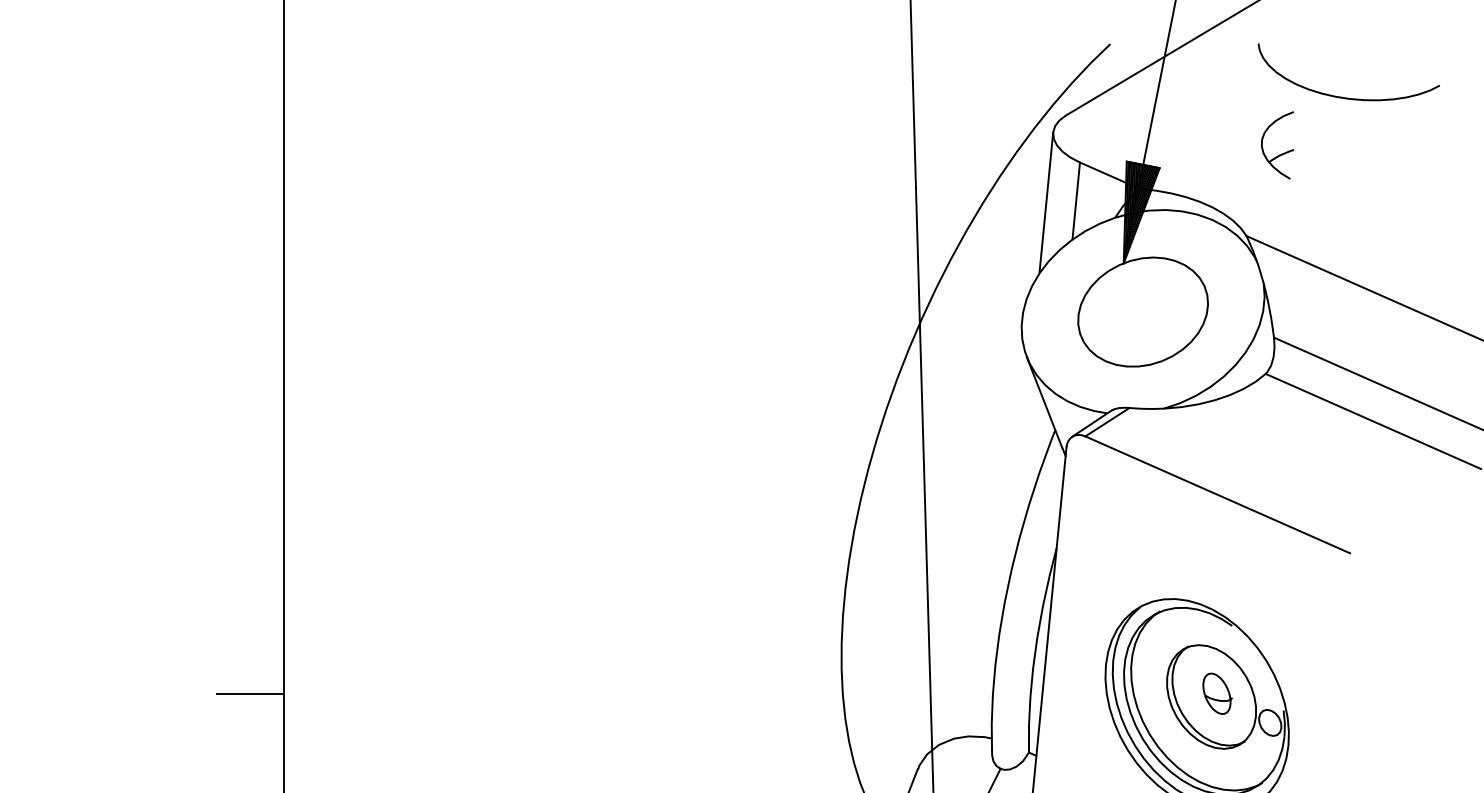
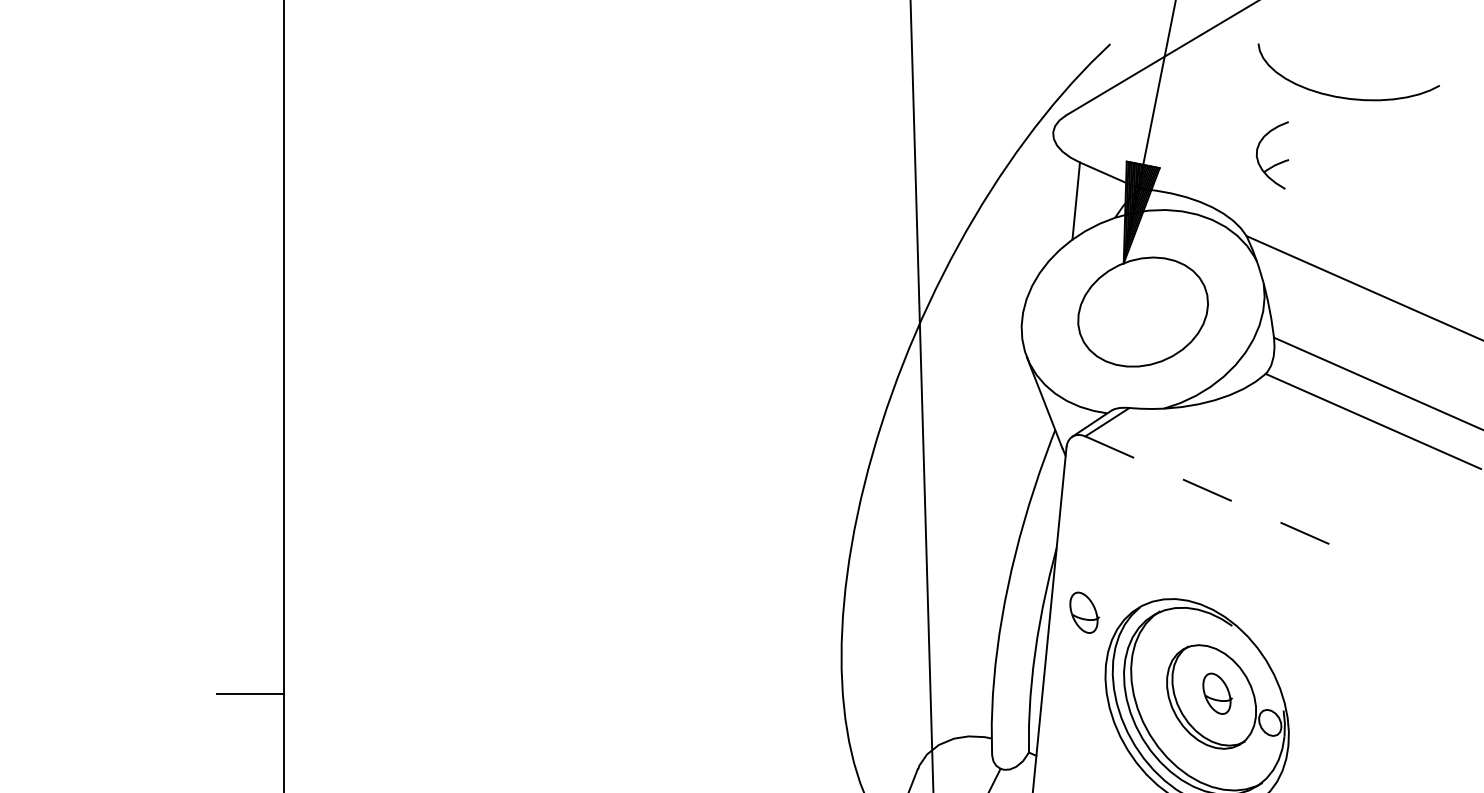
part position: (1281, 153) -> (1276, 163) (1276, 163)
line: present -> none (1046, 202)
line: solid -> dashed (1217, 494)
part: none -> present (1084, 612)
